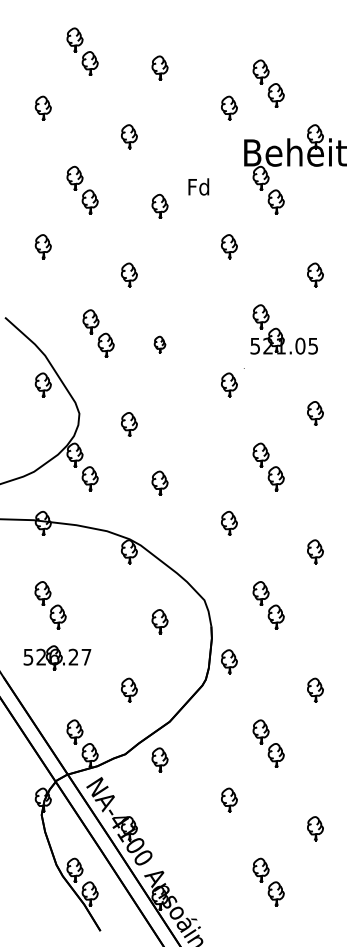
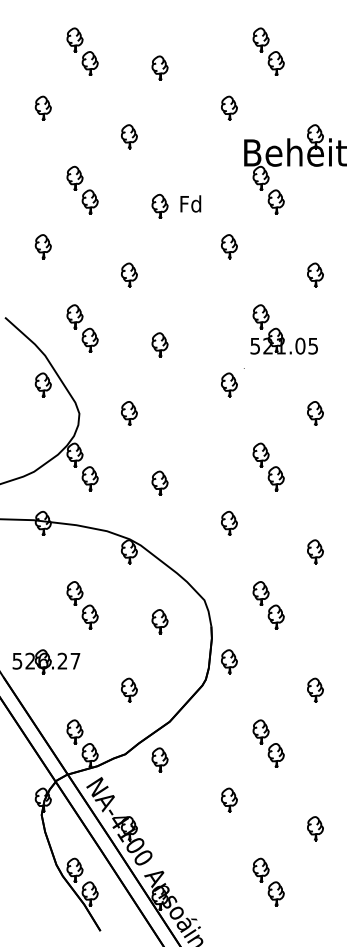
part position: (268, 83) -> (268, 51) (268, 51)
text position: (198, 186) -> (190, 203) (190, 203)
part position: (98, 333) -> (82, 328) (82, 328)
part size: 14x19 px -> 18x26 px (159, 344)
part position: (129, 424) -> (129, 413) (129, 413)
part position: (50, 605) -> (82, 605) (82, 605)
part position: (57, 657) -> (46, 661) (46, 661)
